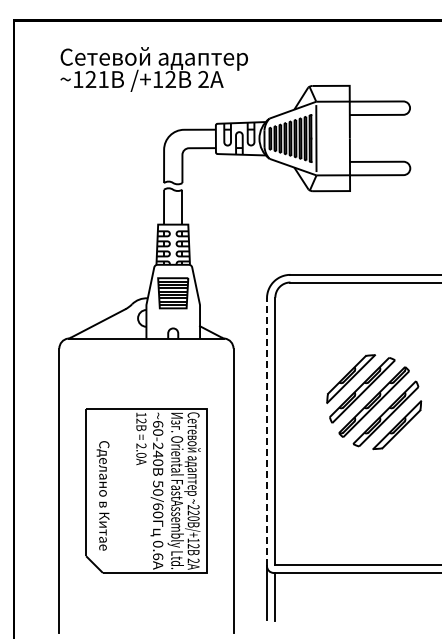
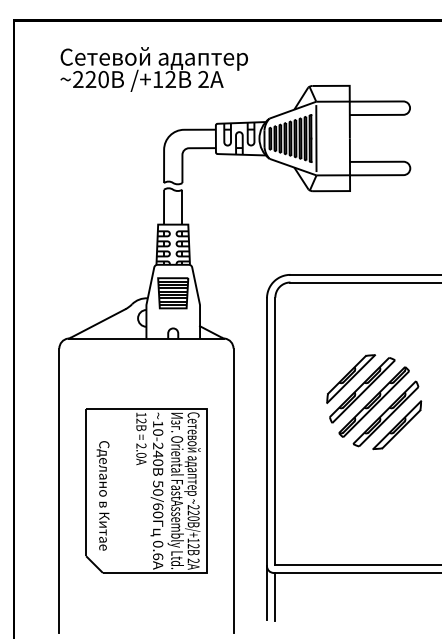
text: ~121 -> ~220 (90, 79)
text: ~60-240 -> ~10-240 (158, 424)
line: dashed -> solid (267, 432)
